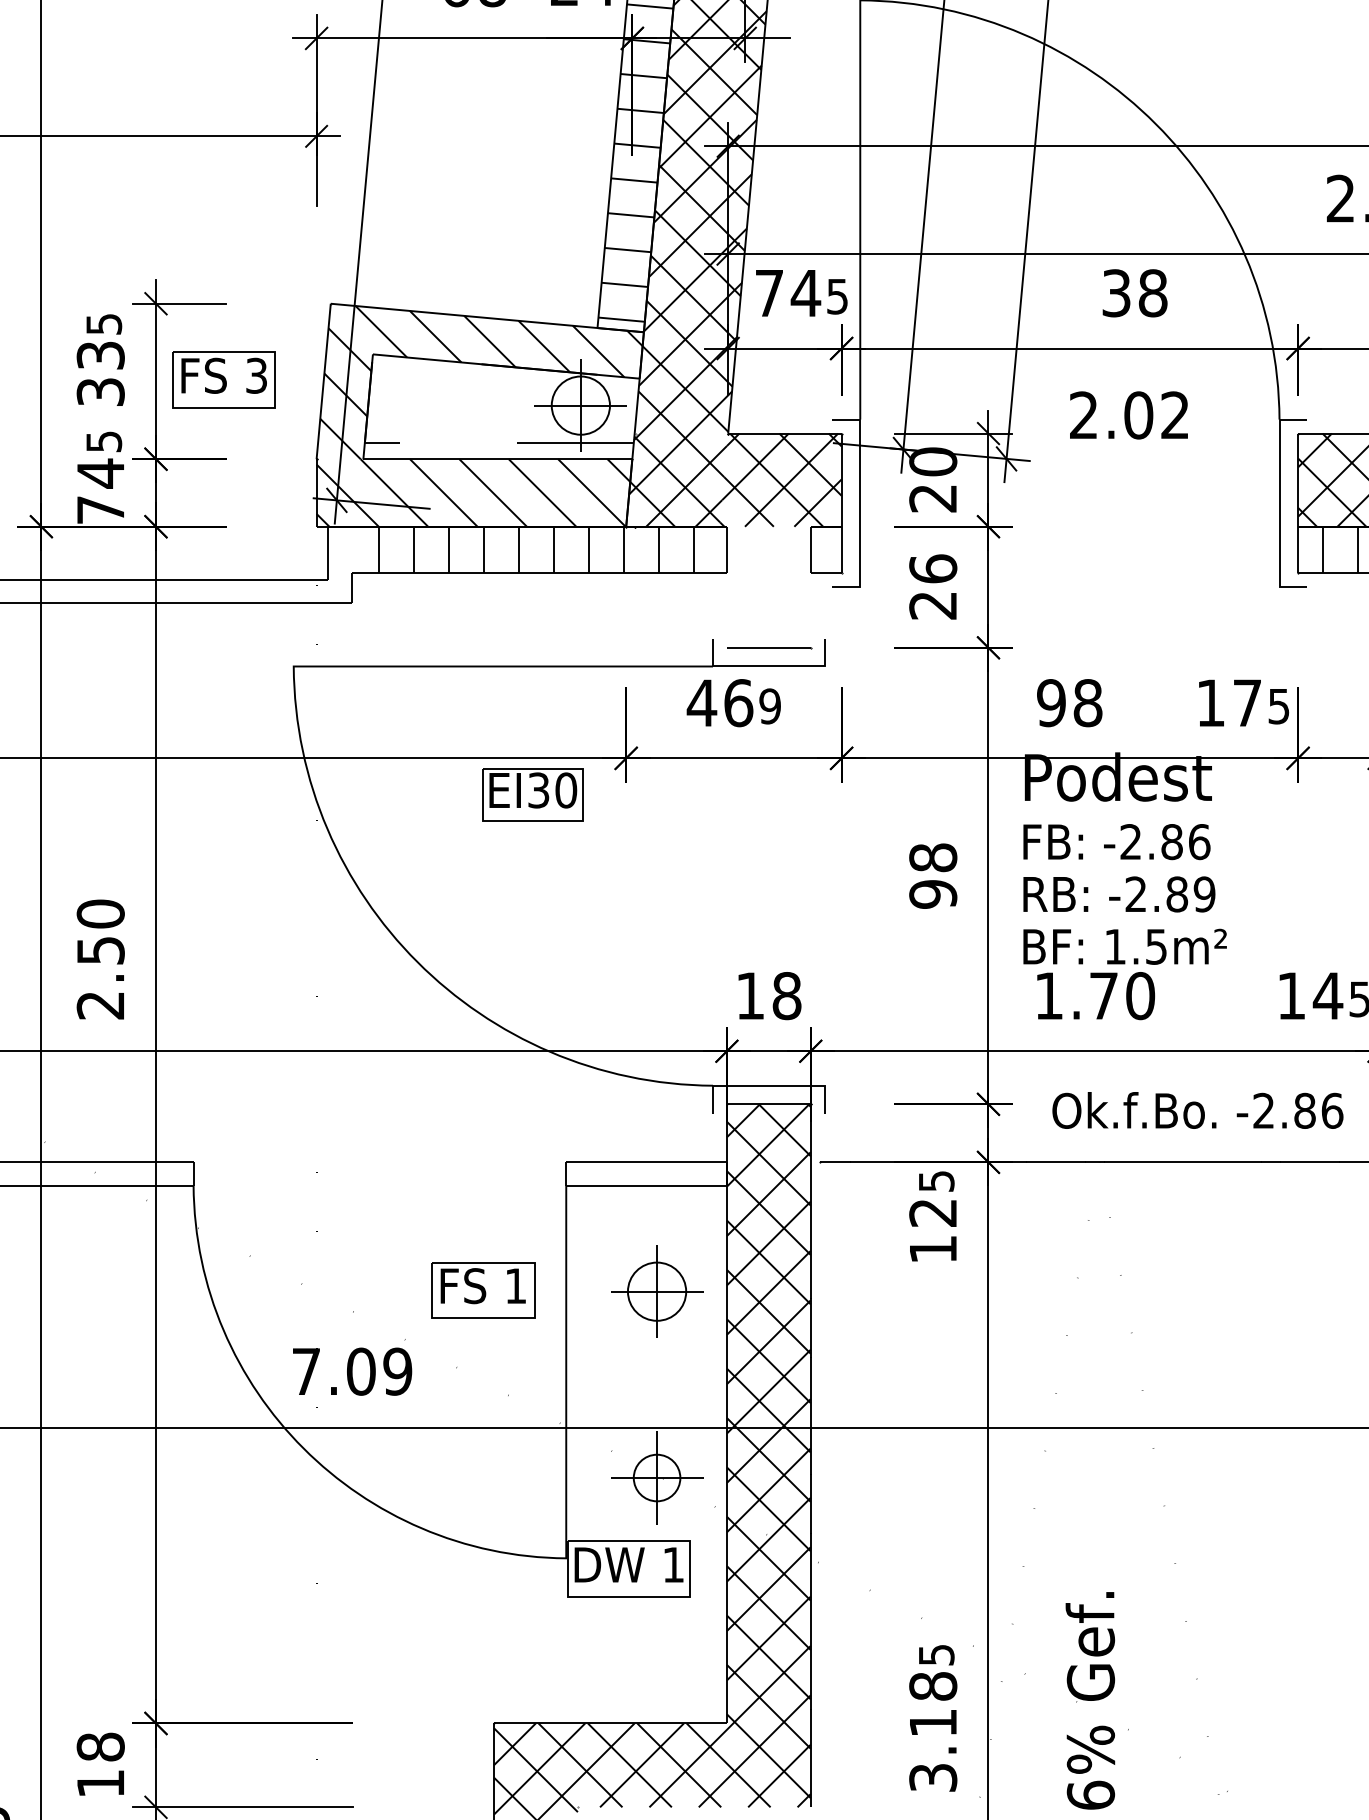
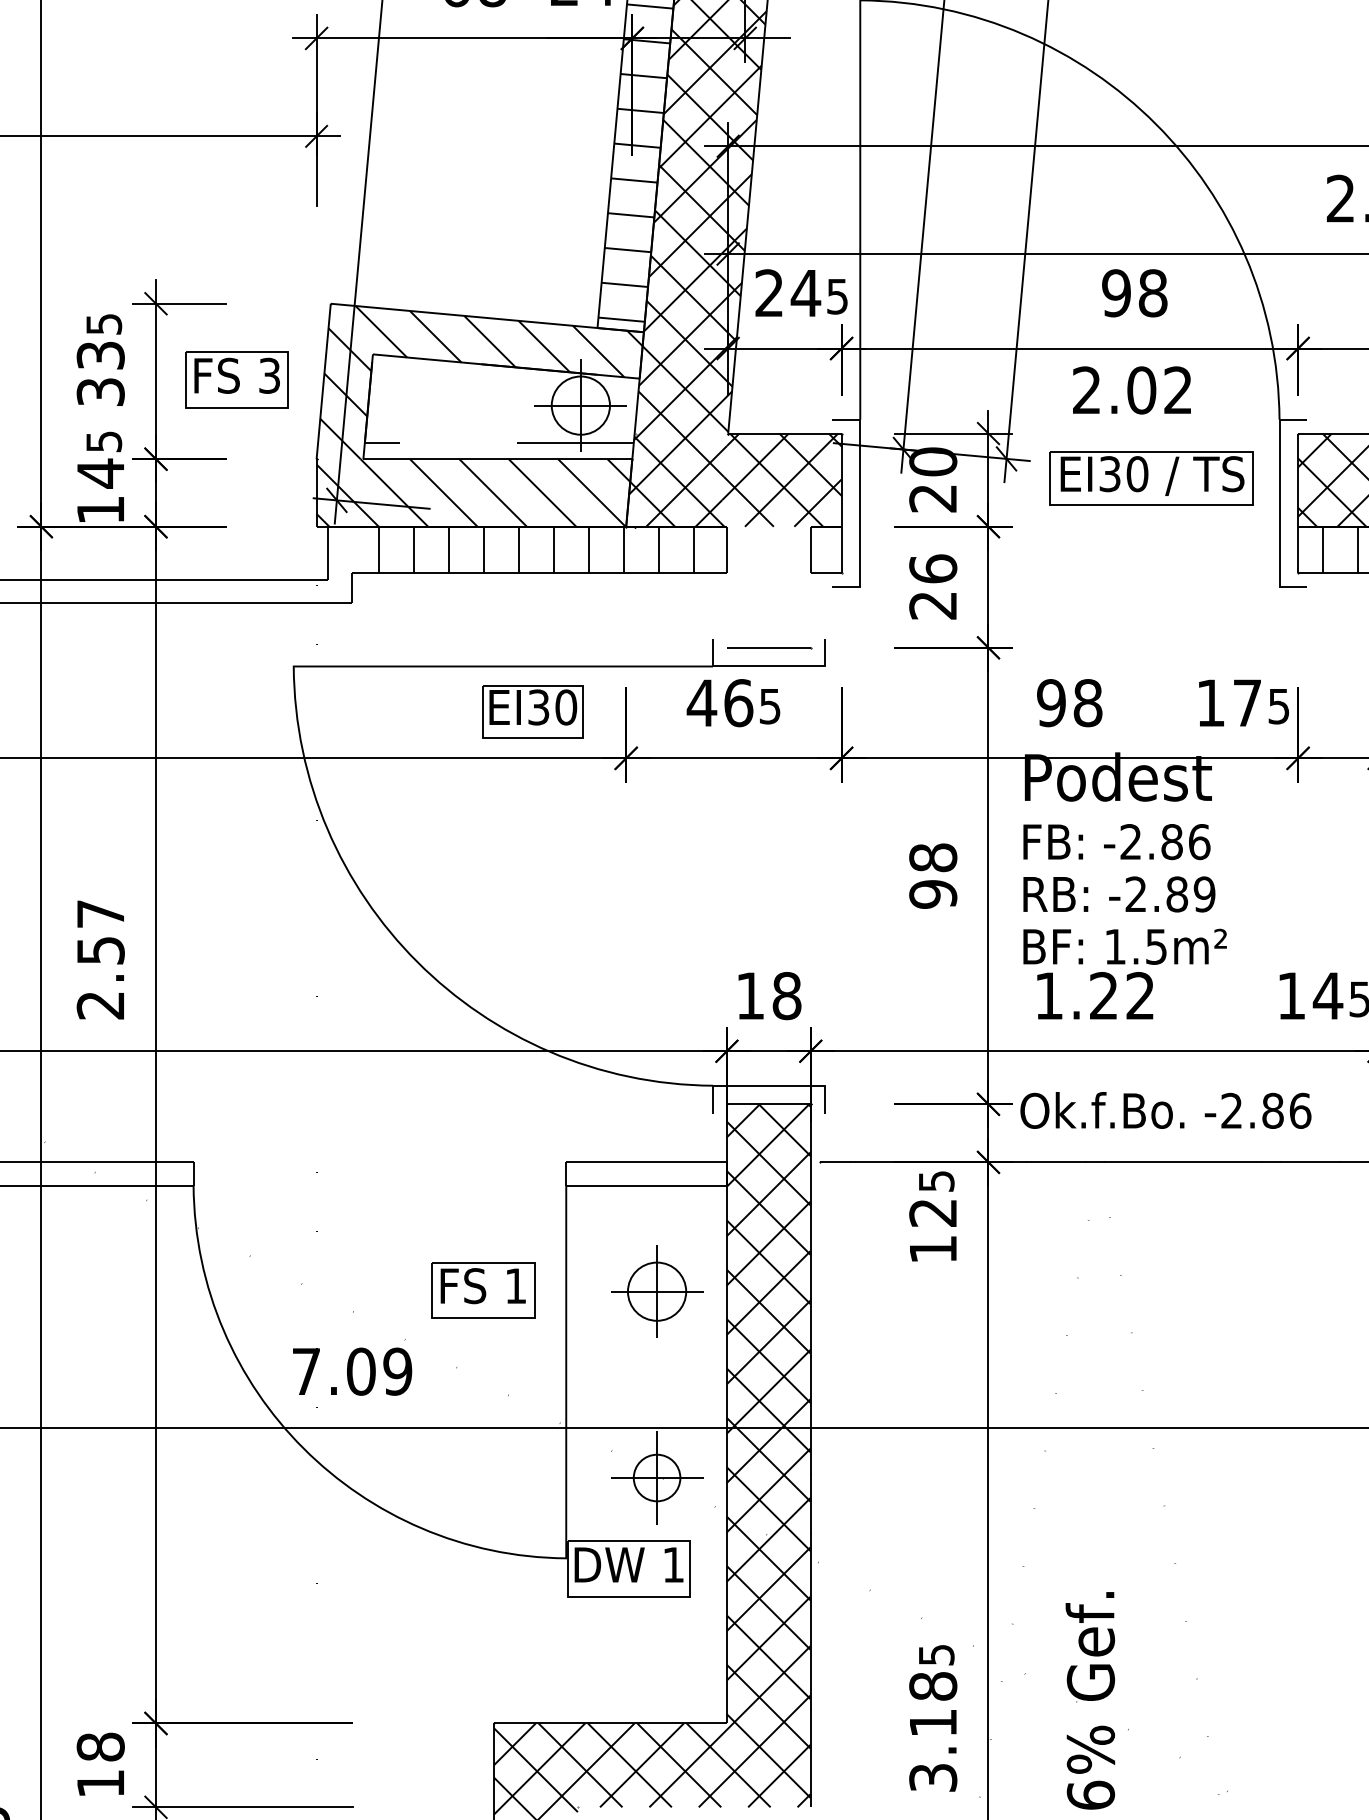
text: 74 -> 24 (768, 292)
text: 38 -> 98 (1116, 293)
part position: (223, 379) -> (236, 379) (236, 379)
text position: (1128, 415) -> (1131, 390) (1131, 390)
part: none -> present (1151, 478)
text: 74 -> 14 (100, 509)
text: 9 -> 5 (769, 706)
part position: (532, 794) -> (532, 711) (532, 711)
text: 2.50 -> 2.57 (100, 913)
text: 1.70 -> 1.22 (1122, 996)
text position: (1197, 1110) -> (1165, 1110) (1165, 1110)
